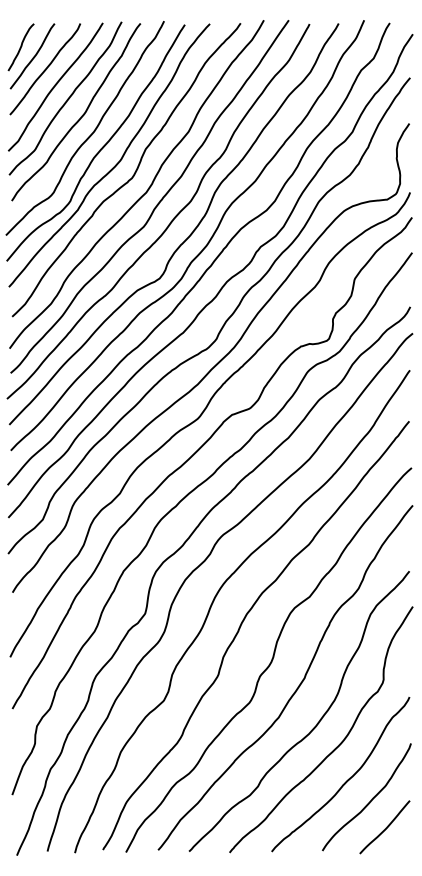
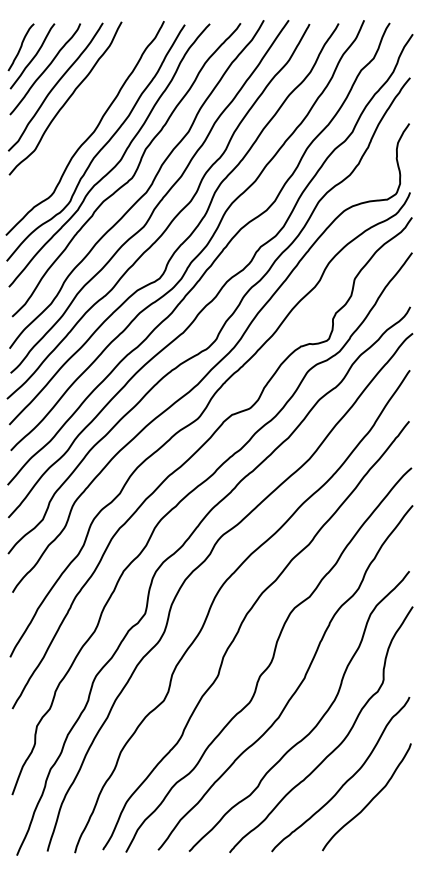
curve: present -> none (81, 115)
curve: present -> none (385, 827)
